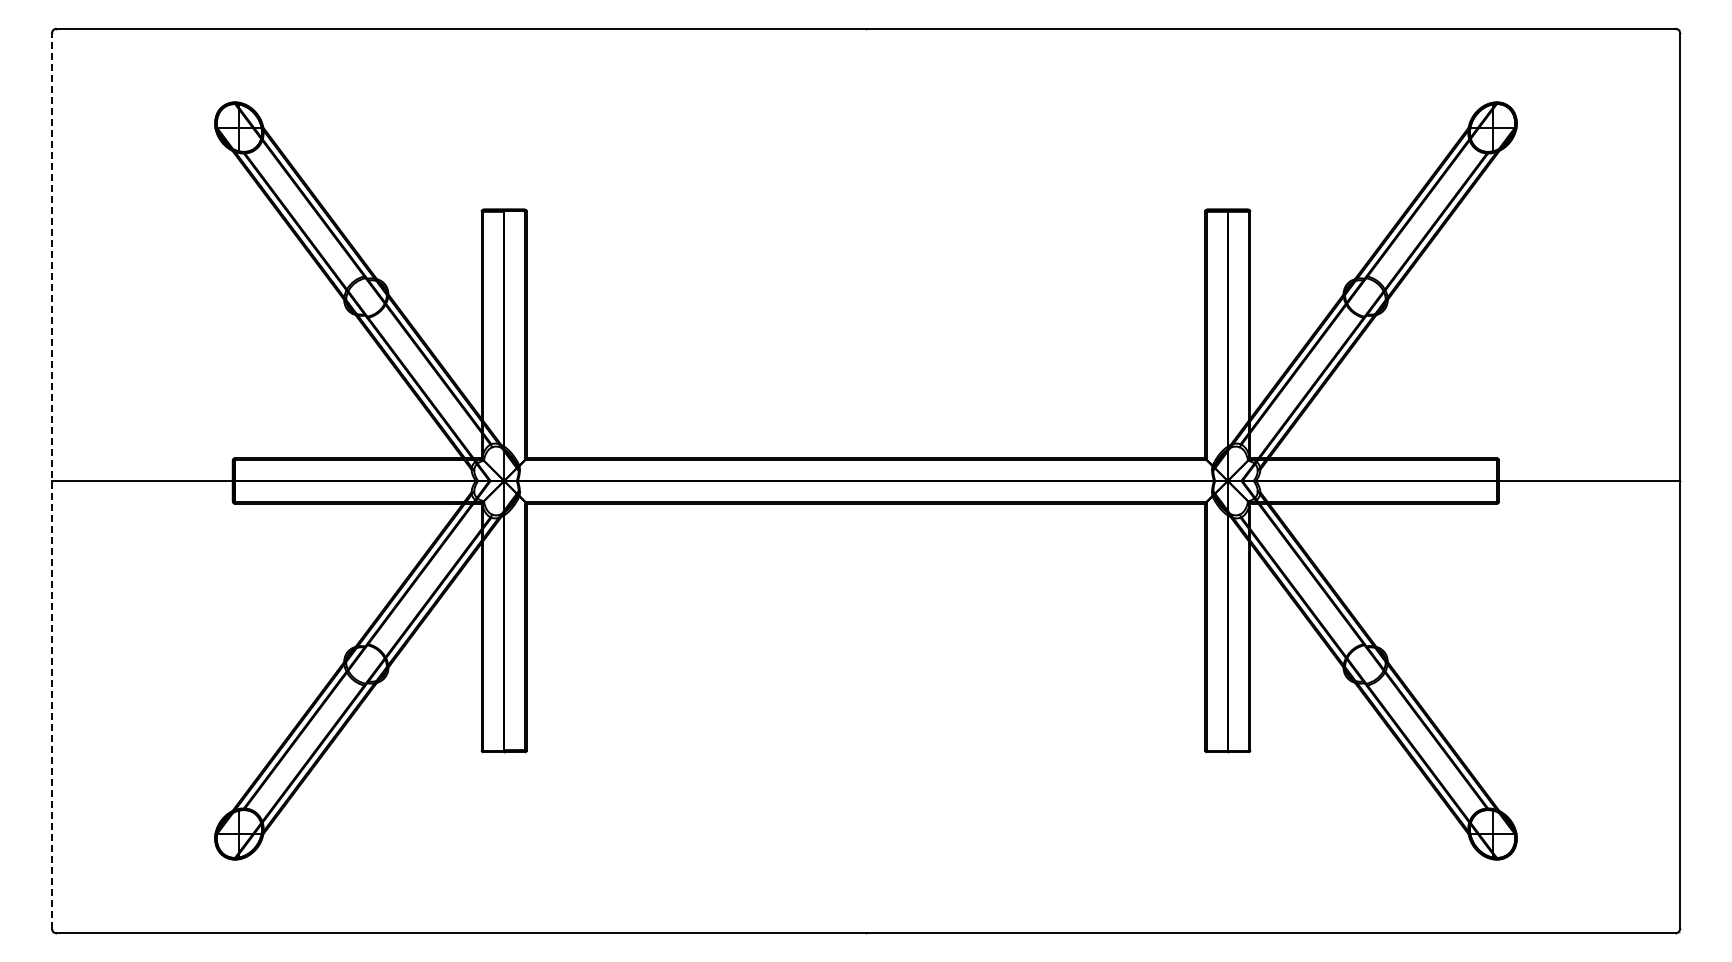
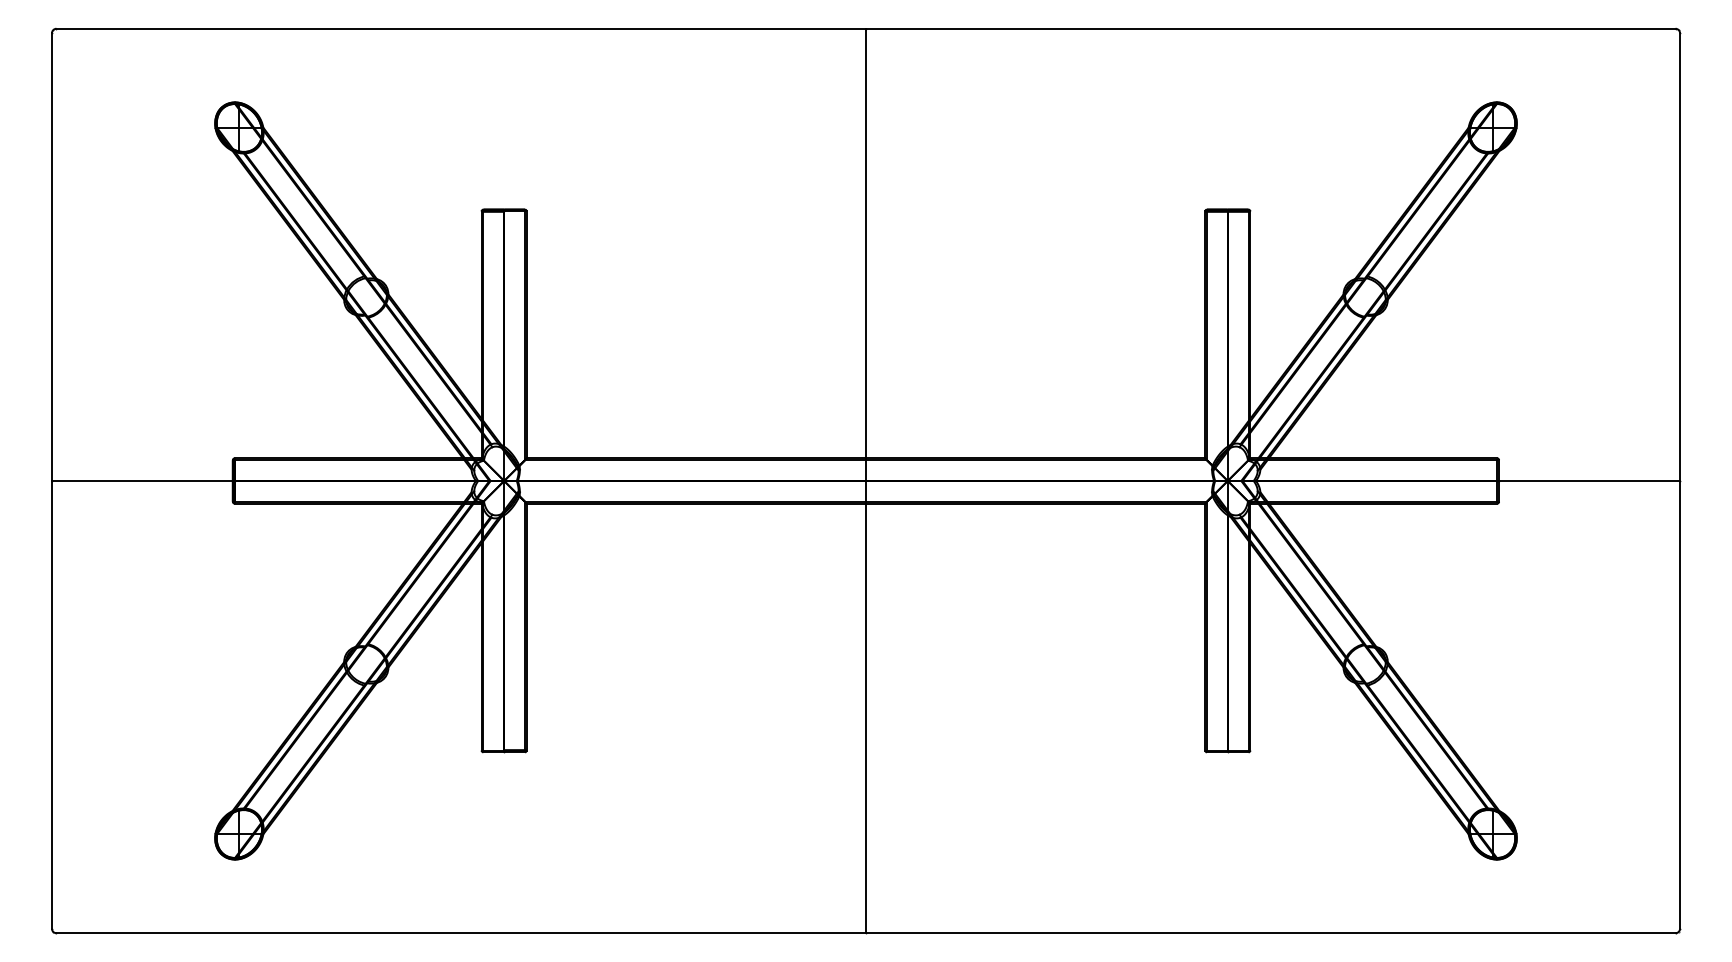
line: none -> present (865, 480)
line: dashed -> solid (51, 481)
